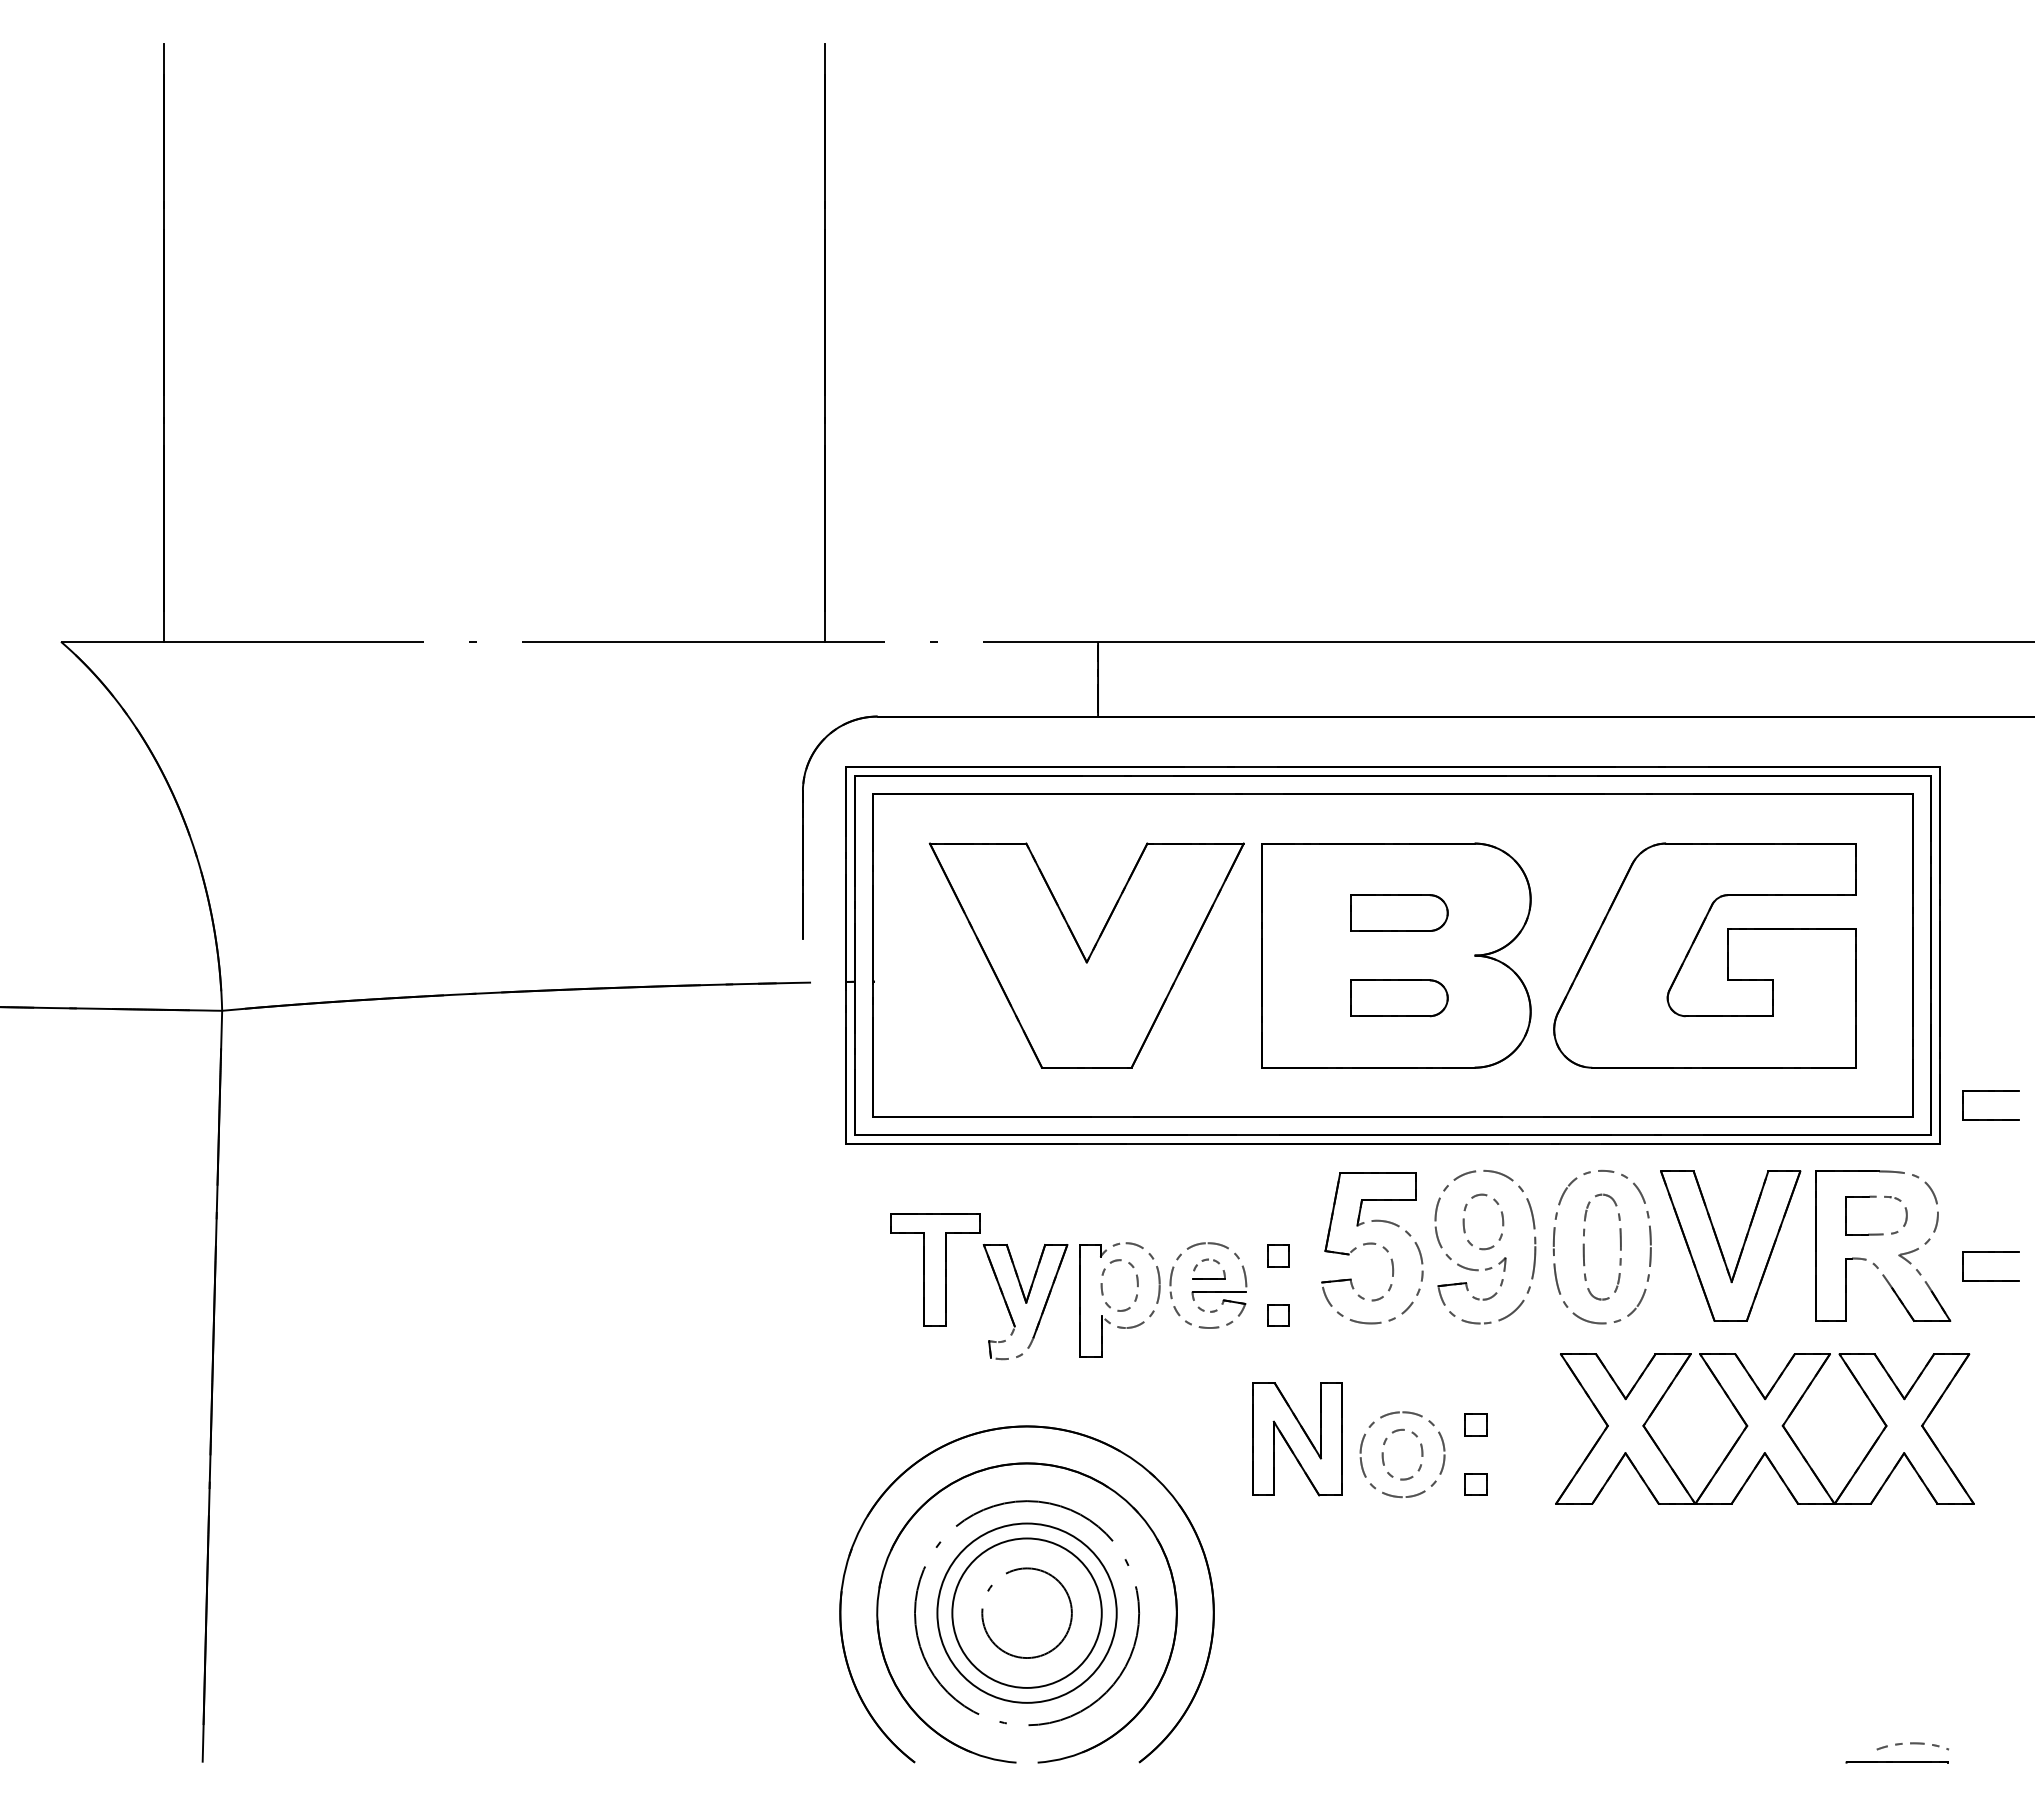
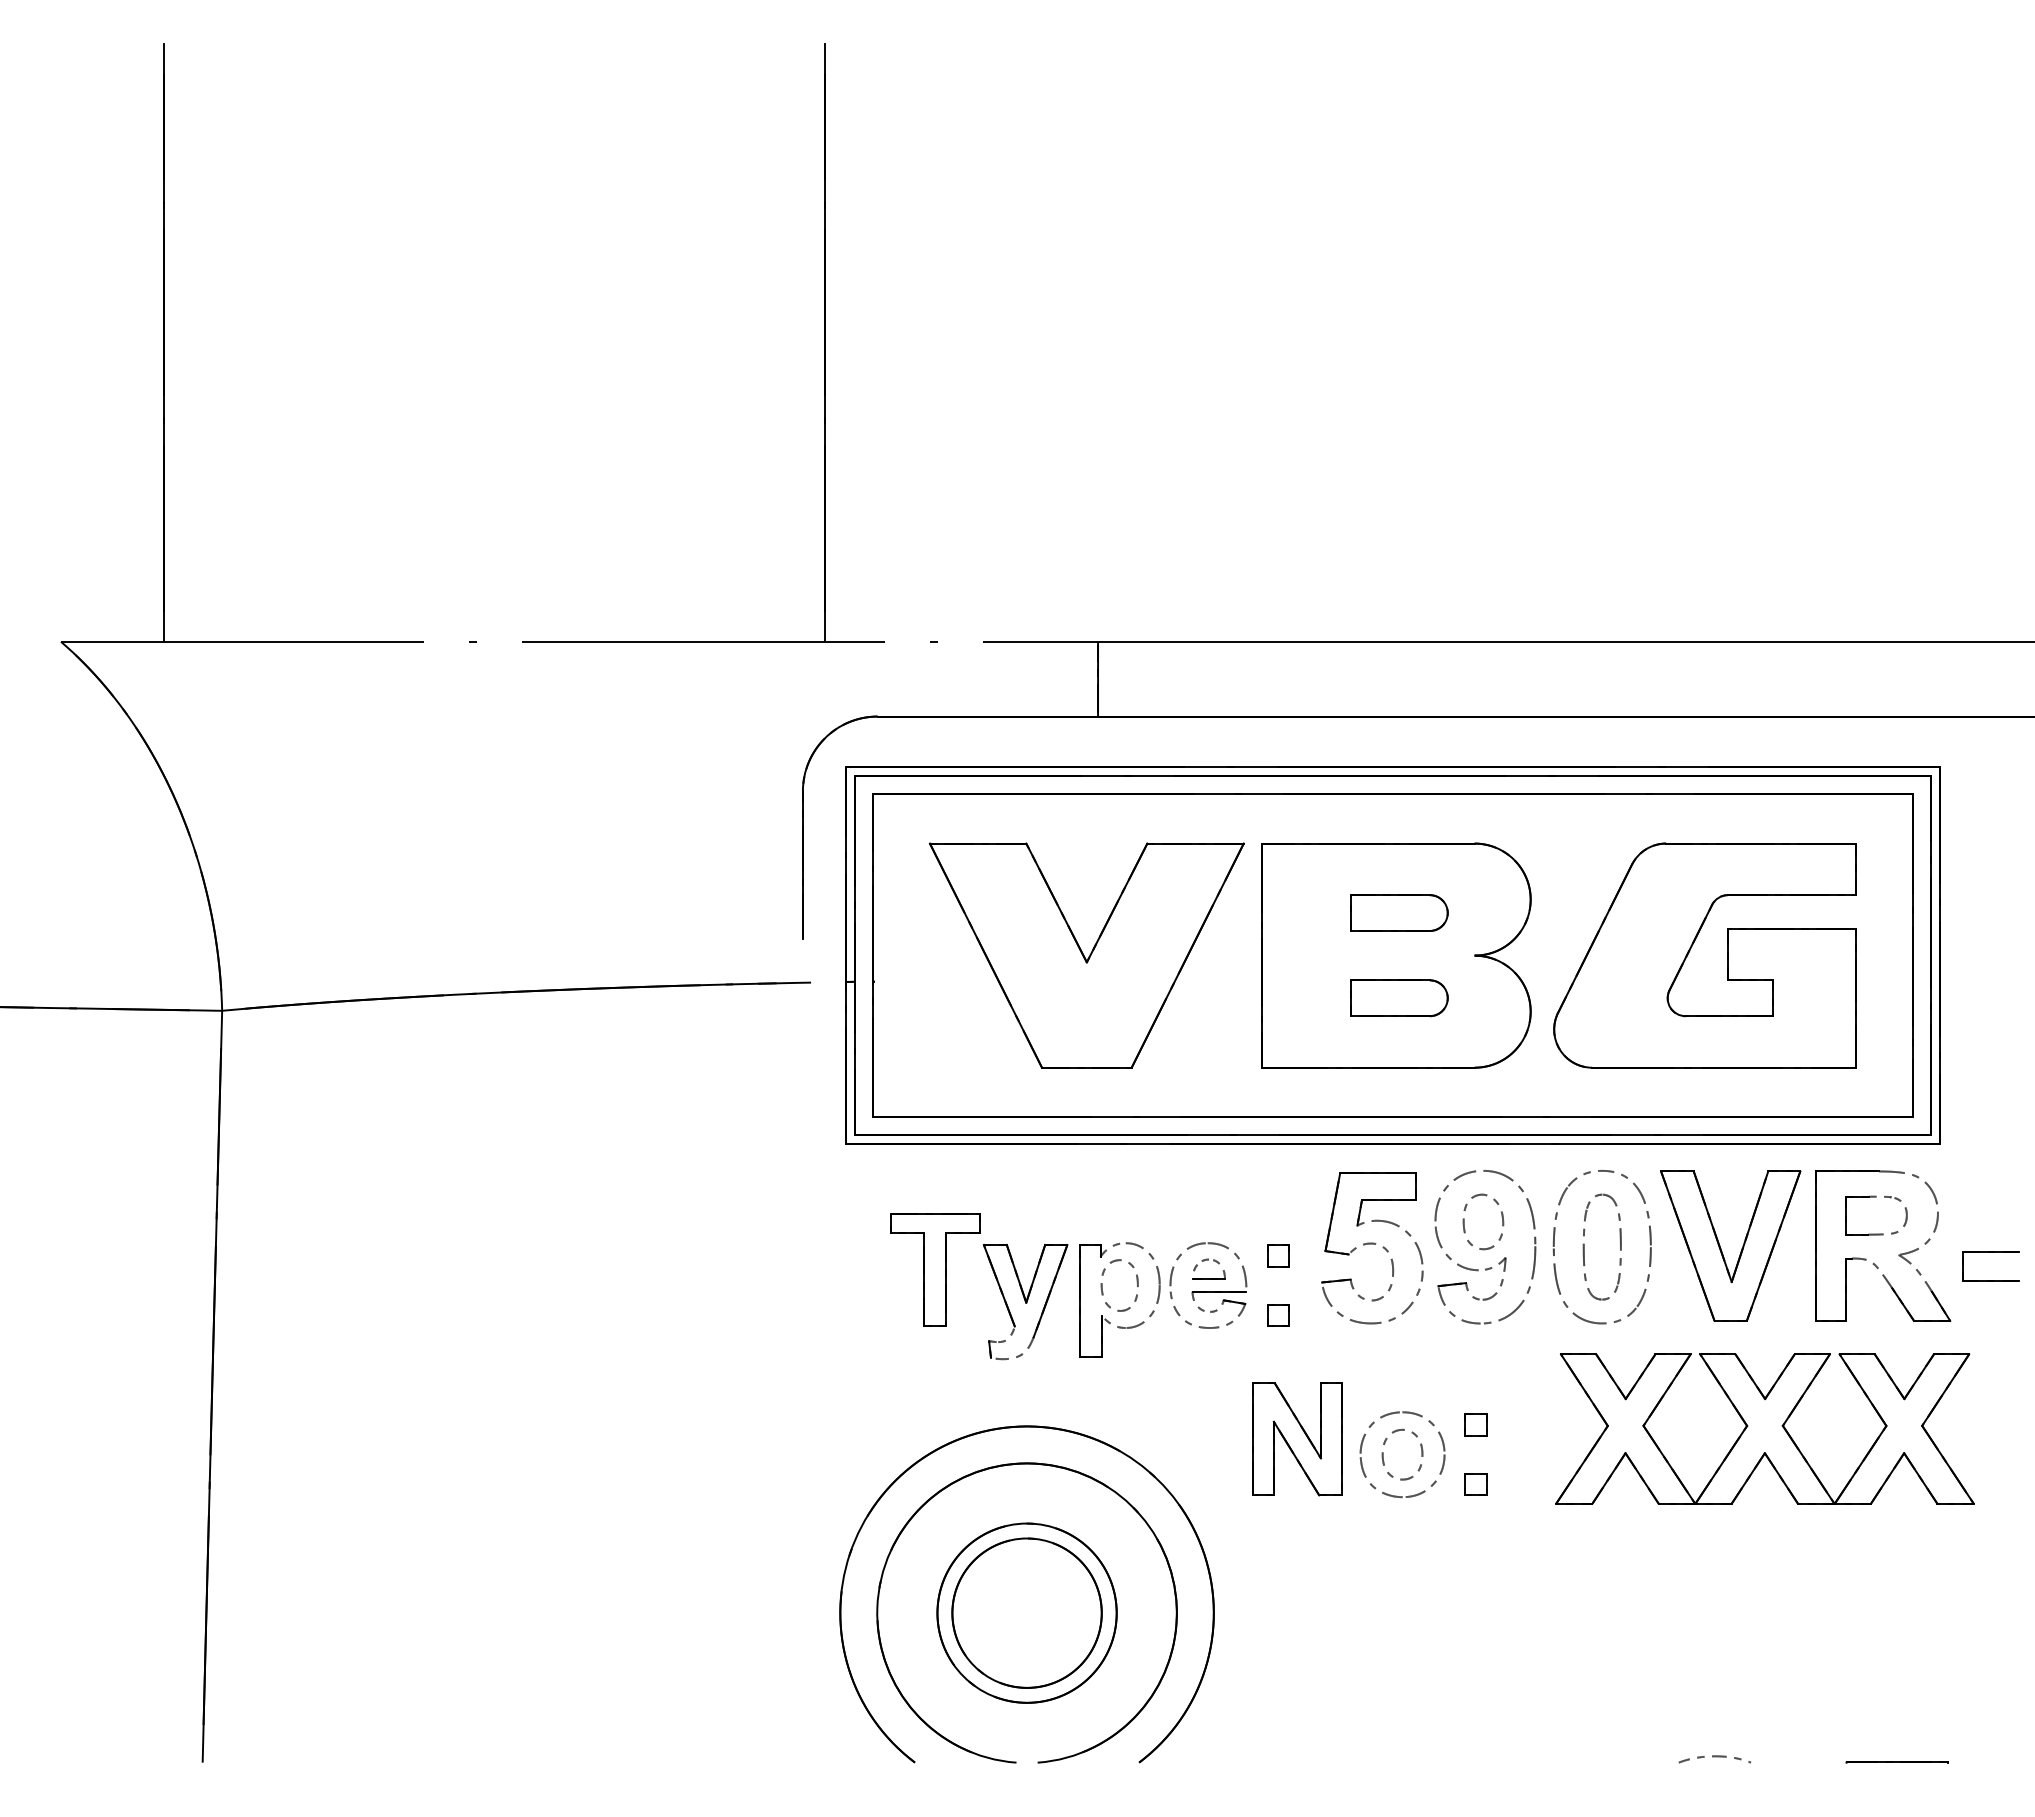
part: present -> none (1990, 1091)
circle diameter: 90 px -> 149 px (1026, 1612)
circle diameter: 224 px -> 179 px (1026, 1612)
part position: (1912, 1746) -> (1714, 1759) (1714, 1759)
